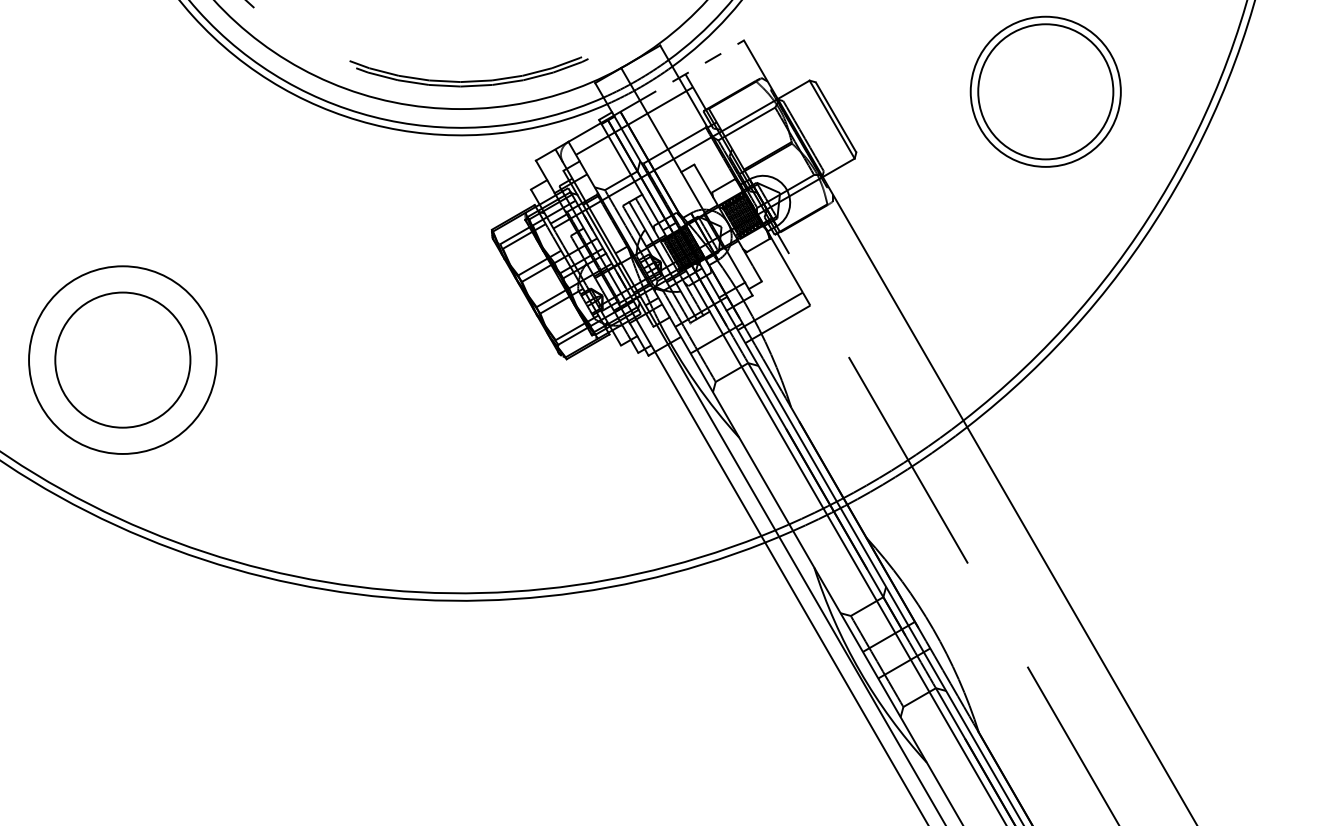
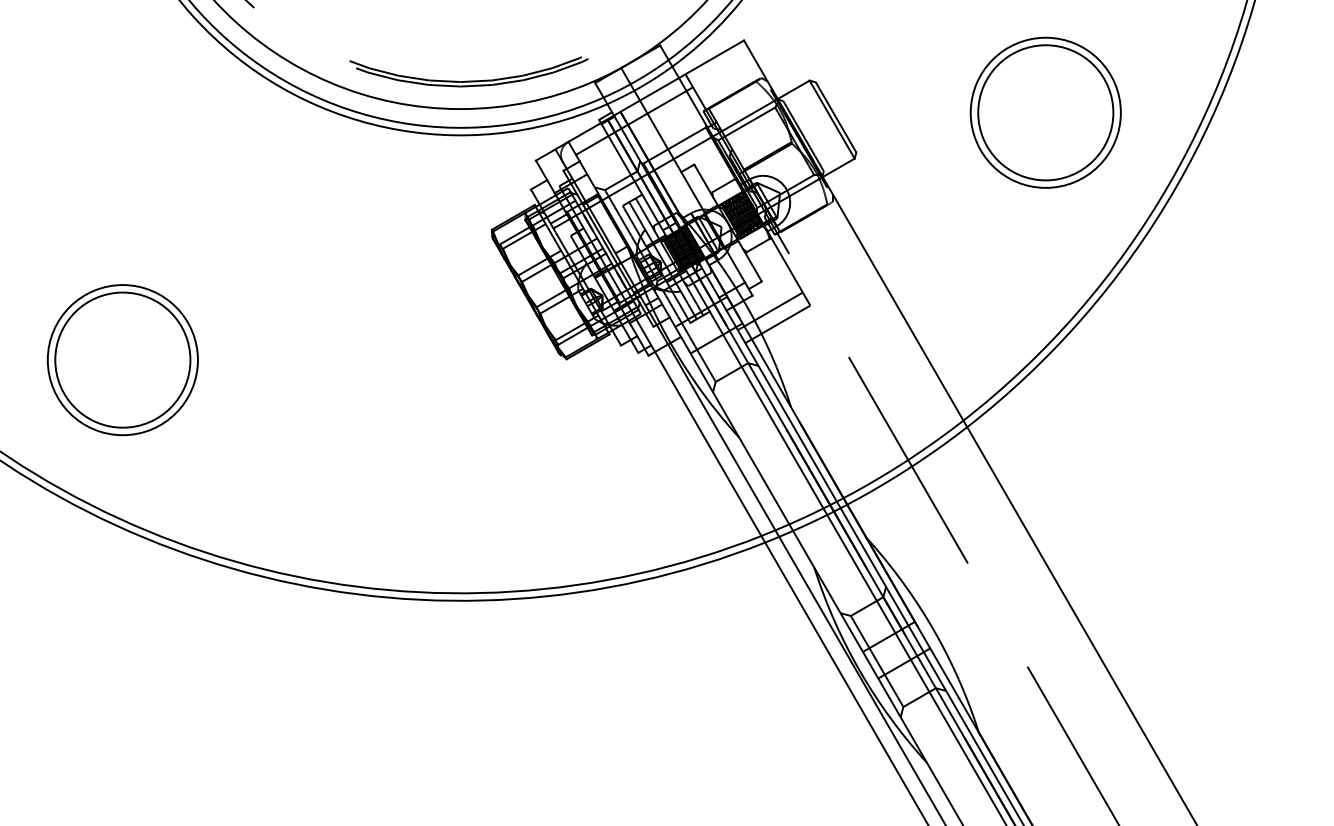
line: dashed -> solid (692, 70)
part position: (1045, 91) -> (1045, 112) (1045, 112)
circle diameter: 188 px -> 150 px (122, 360)
